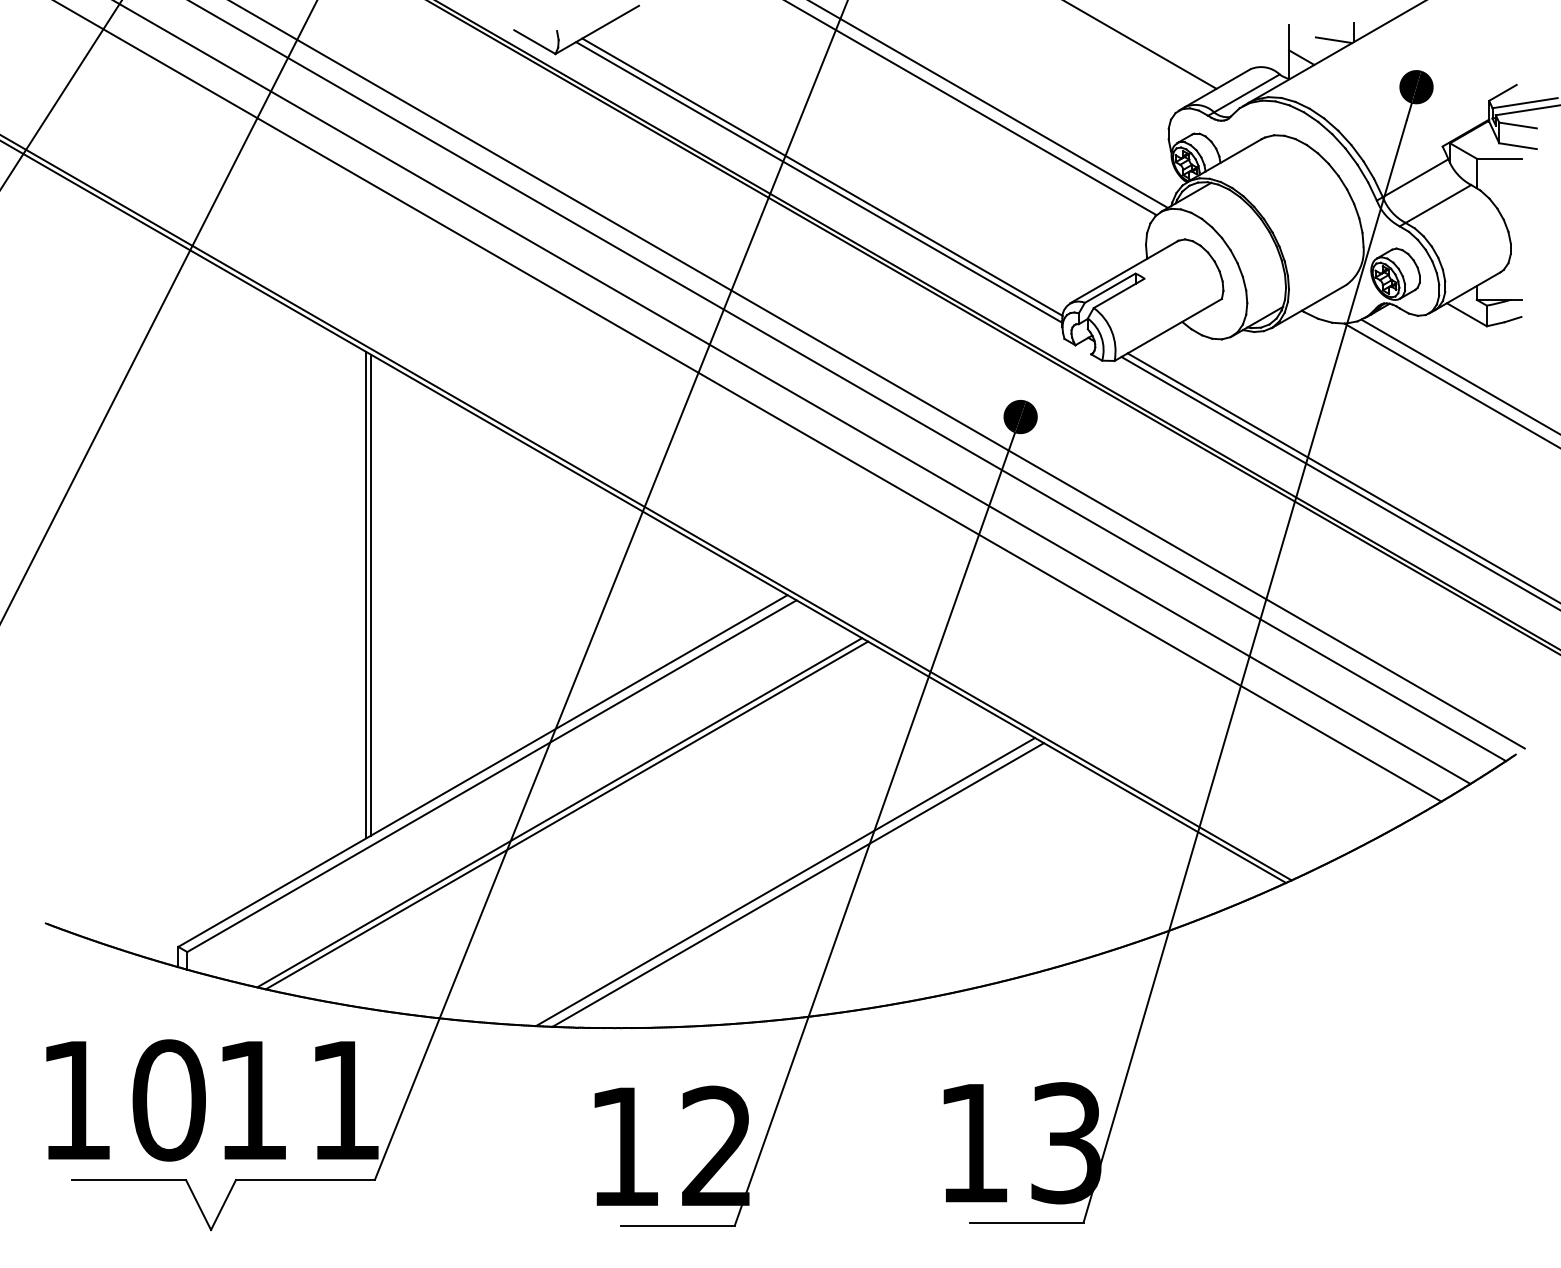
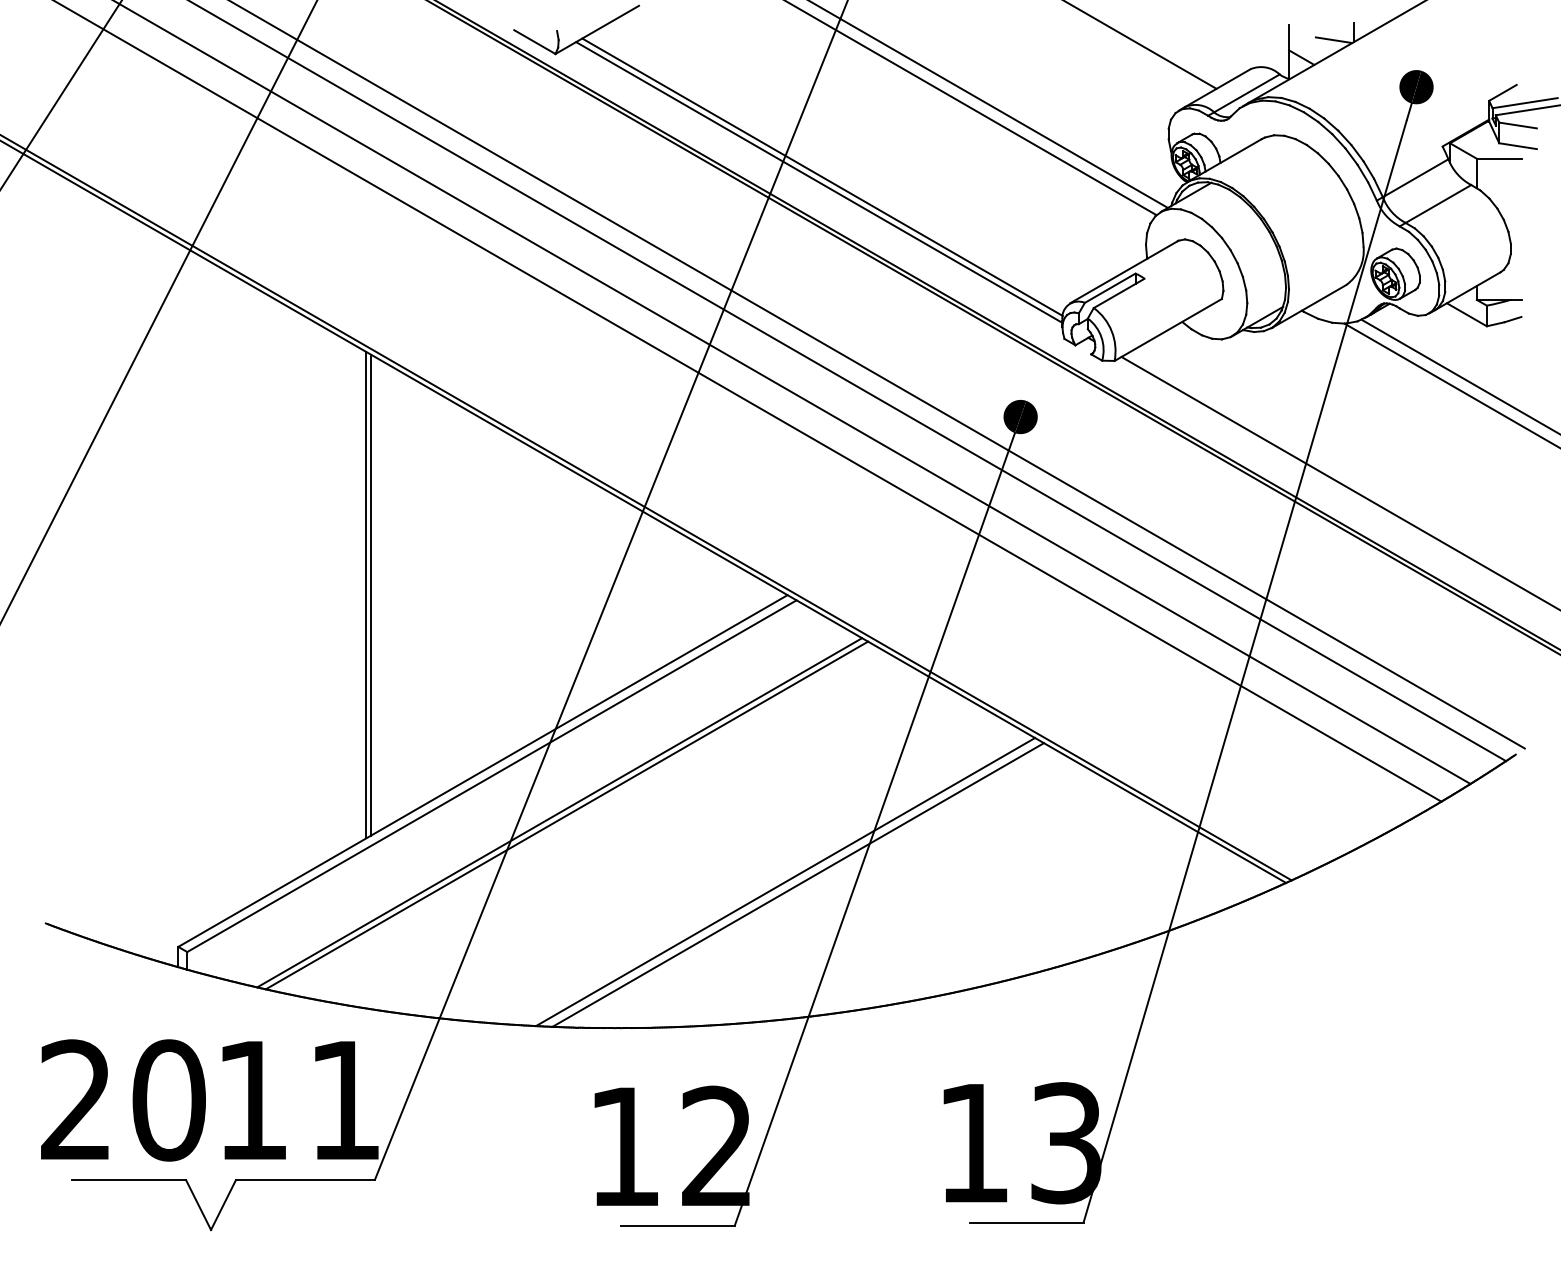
line: present -> none (1342, 477)
text: 10 -> 20 (75, 1099)
